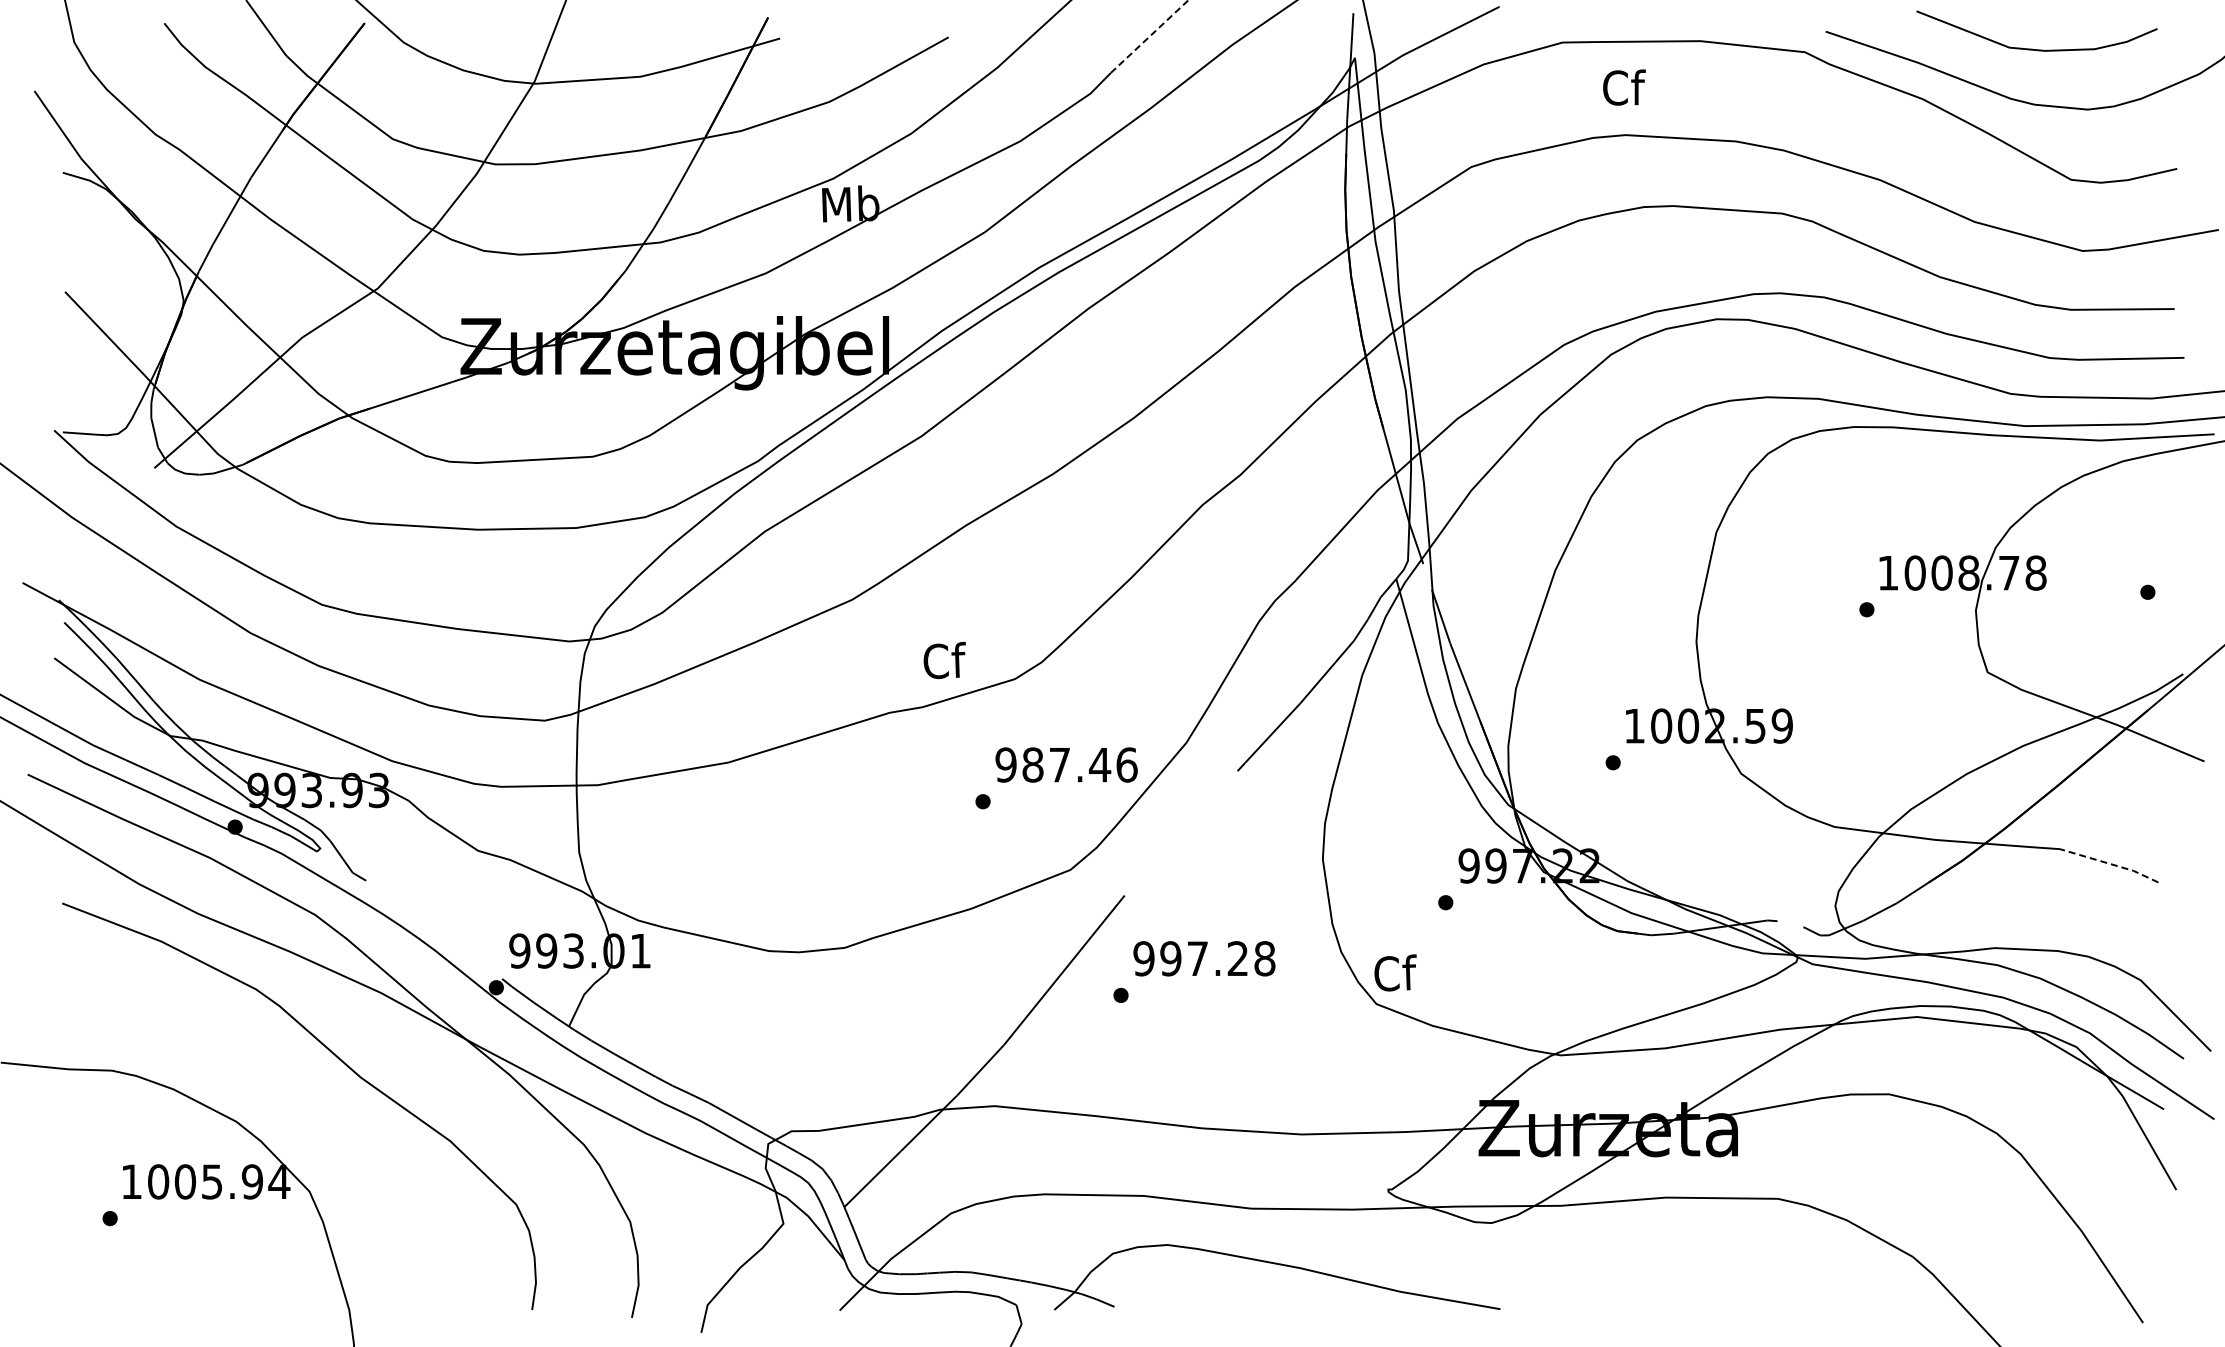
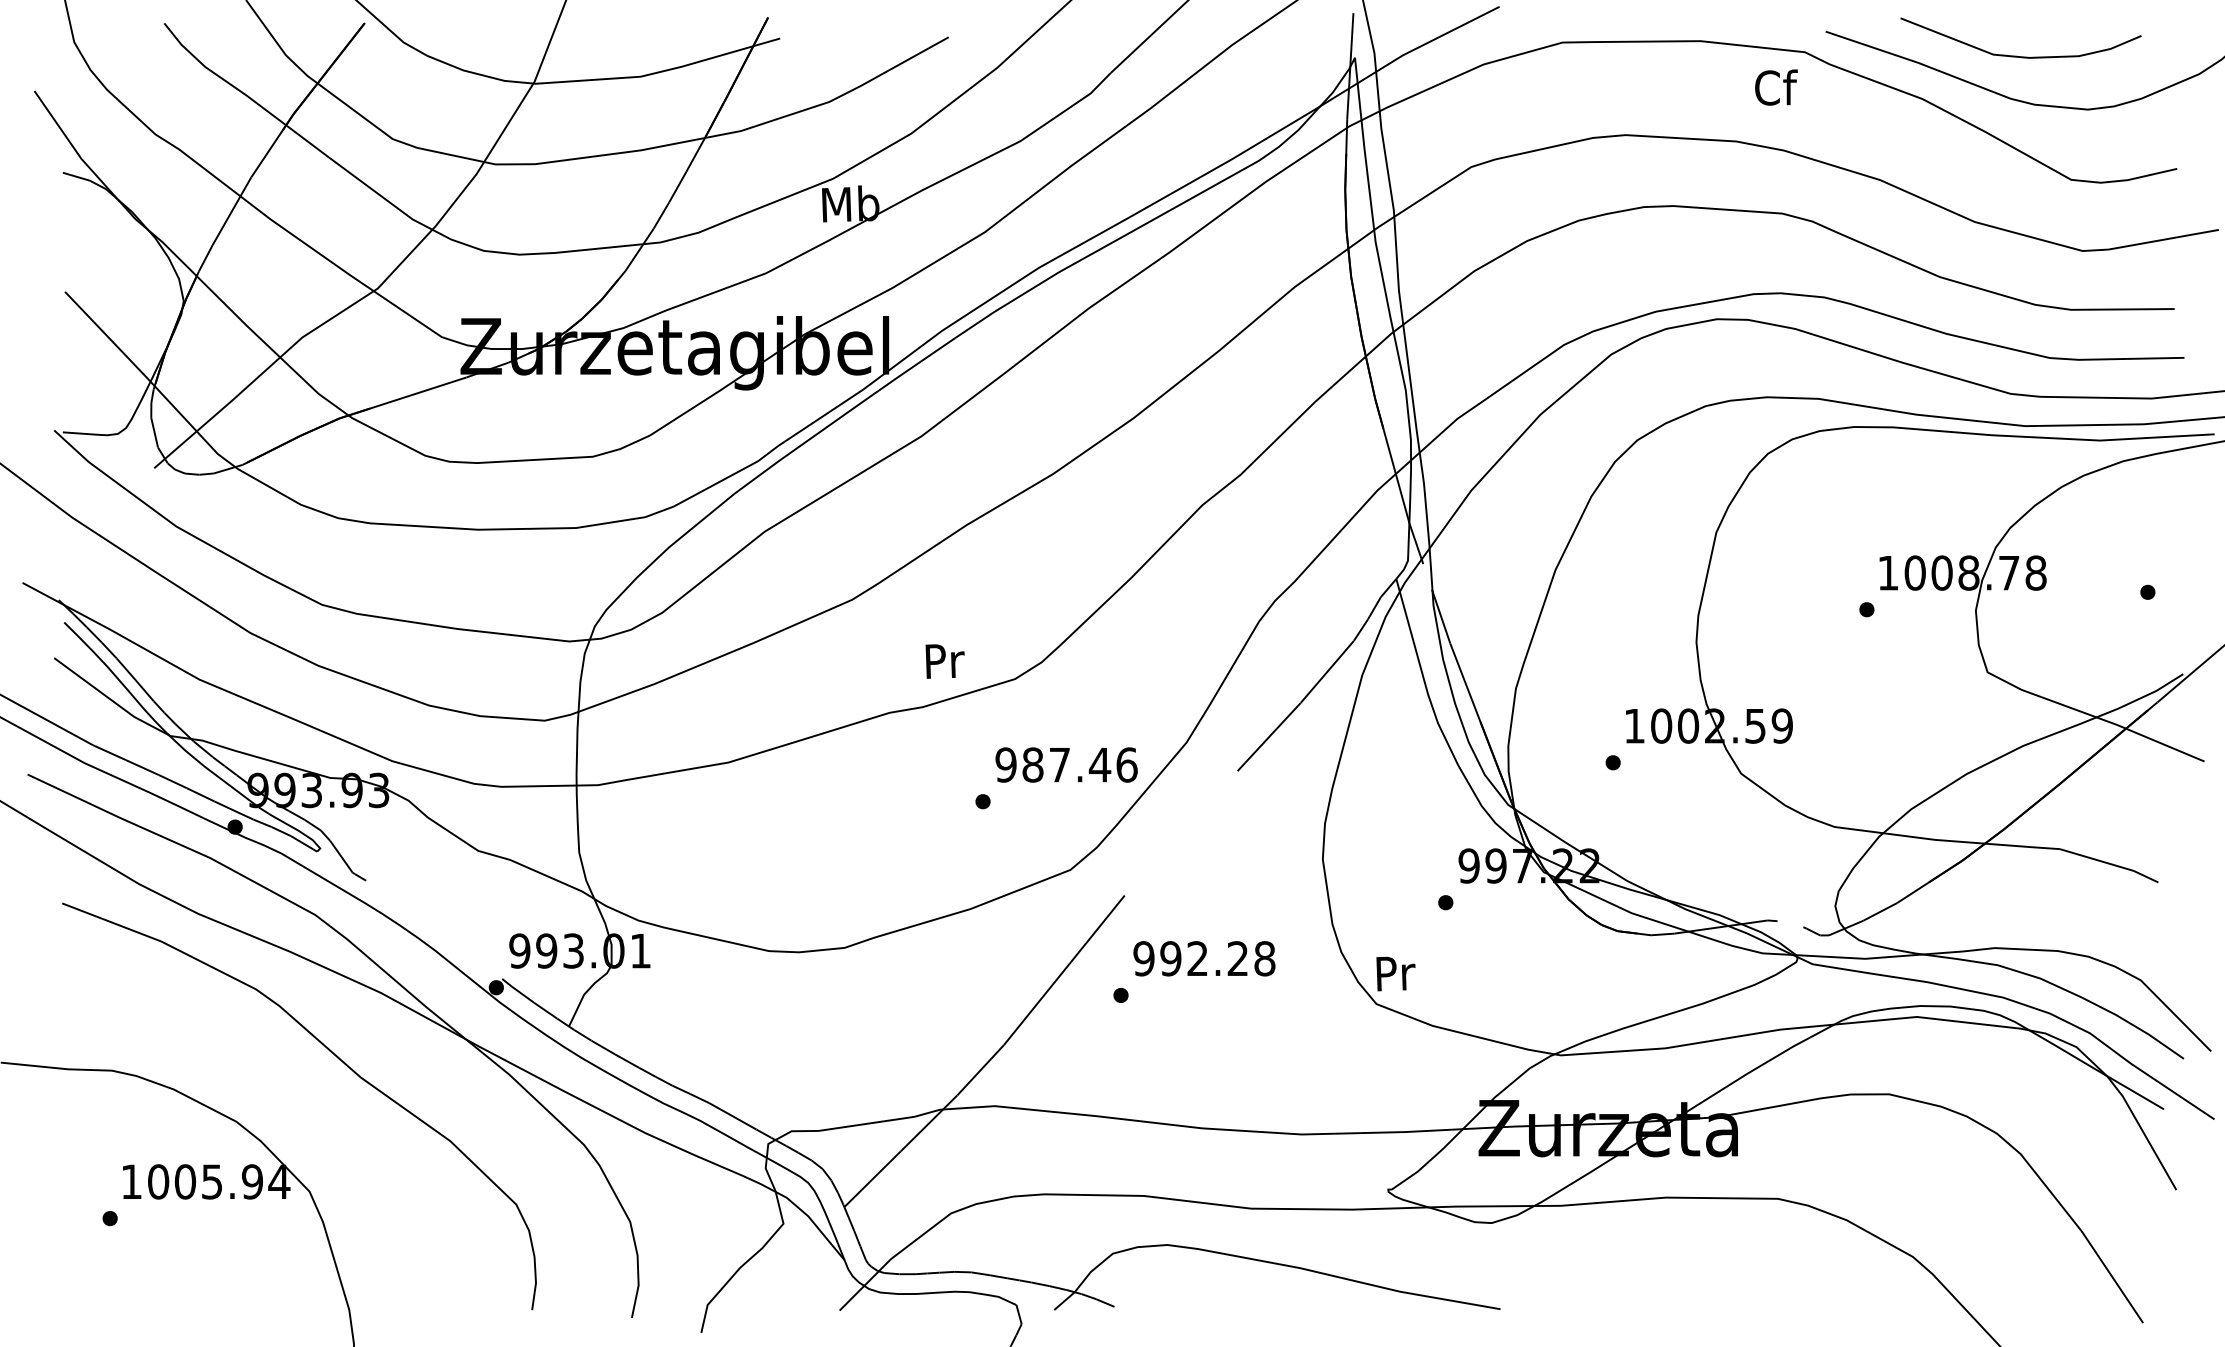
line: dashed -> solid (1150, 36)
curve position: (2032, 48) -> (2016, 55) (2016, 55)
text position: (1624, 87) -> (1776, 87) (1776, 87)
text: Cf -> Pr (944, 660)
line: dashed -> solid (2110, 864)
text: 997.28 -> 992.28 (1197, 958)
text: Cf -> Pr (1395, 972)
